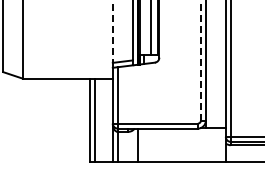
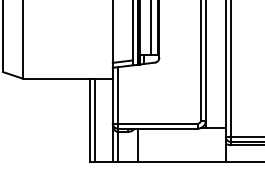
line: dashed -> solid (112, 32)
line: dashed -> solid (200, 60)
